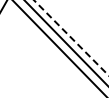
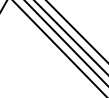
line: none -> present (76, 31)
line: dashed -> solid (71, 37)
